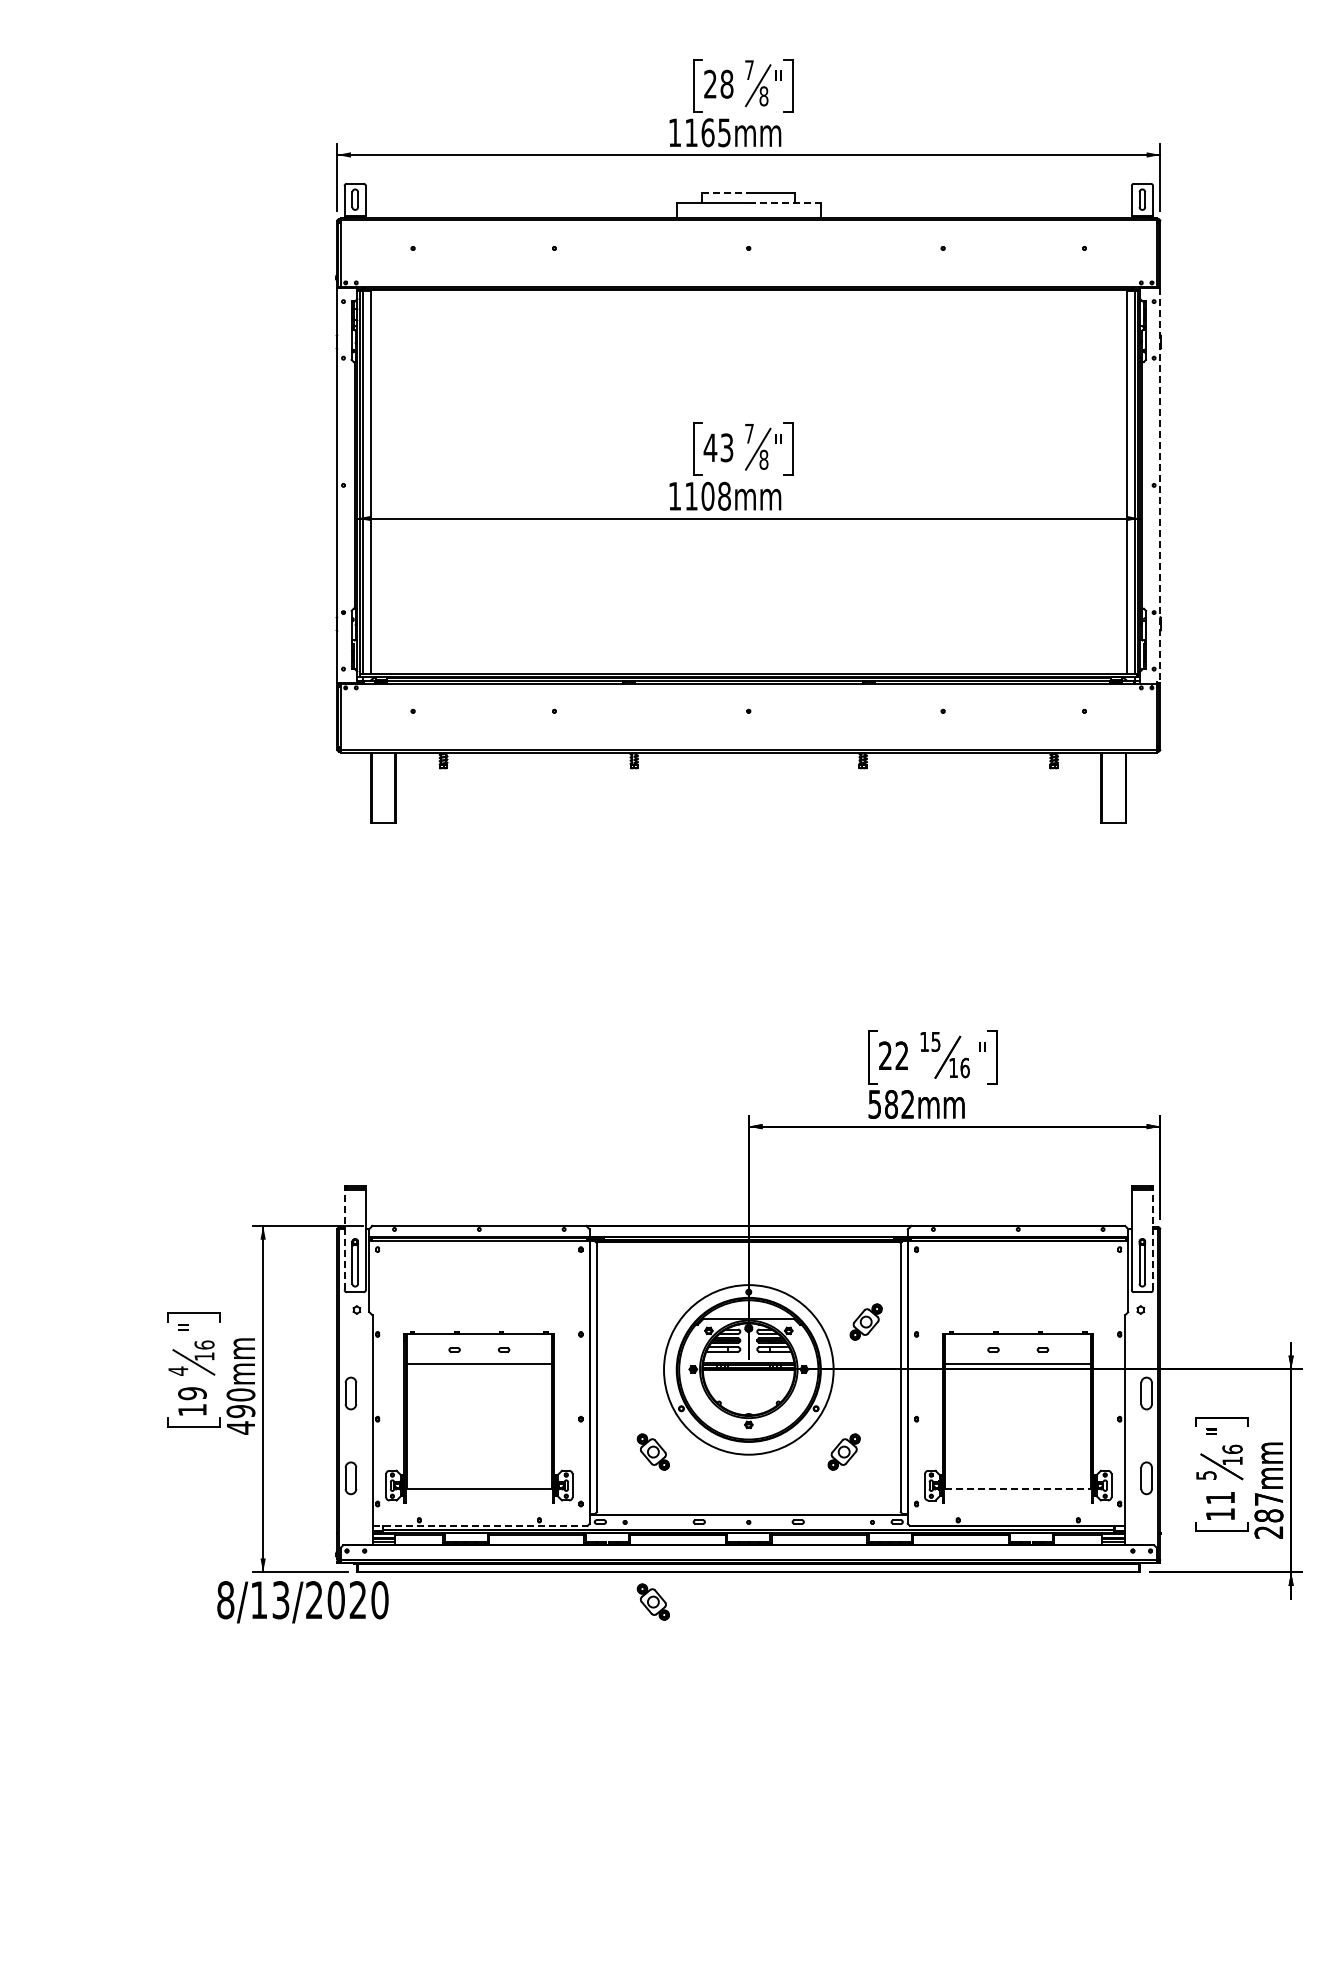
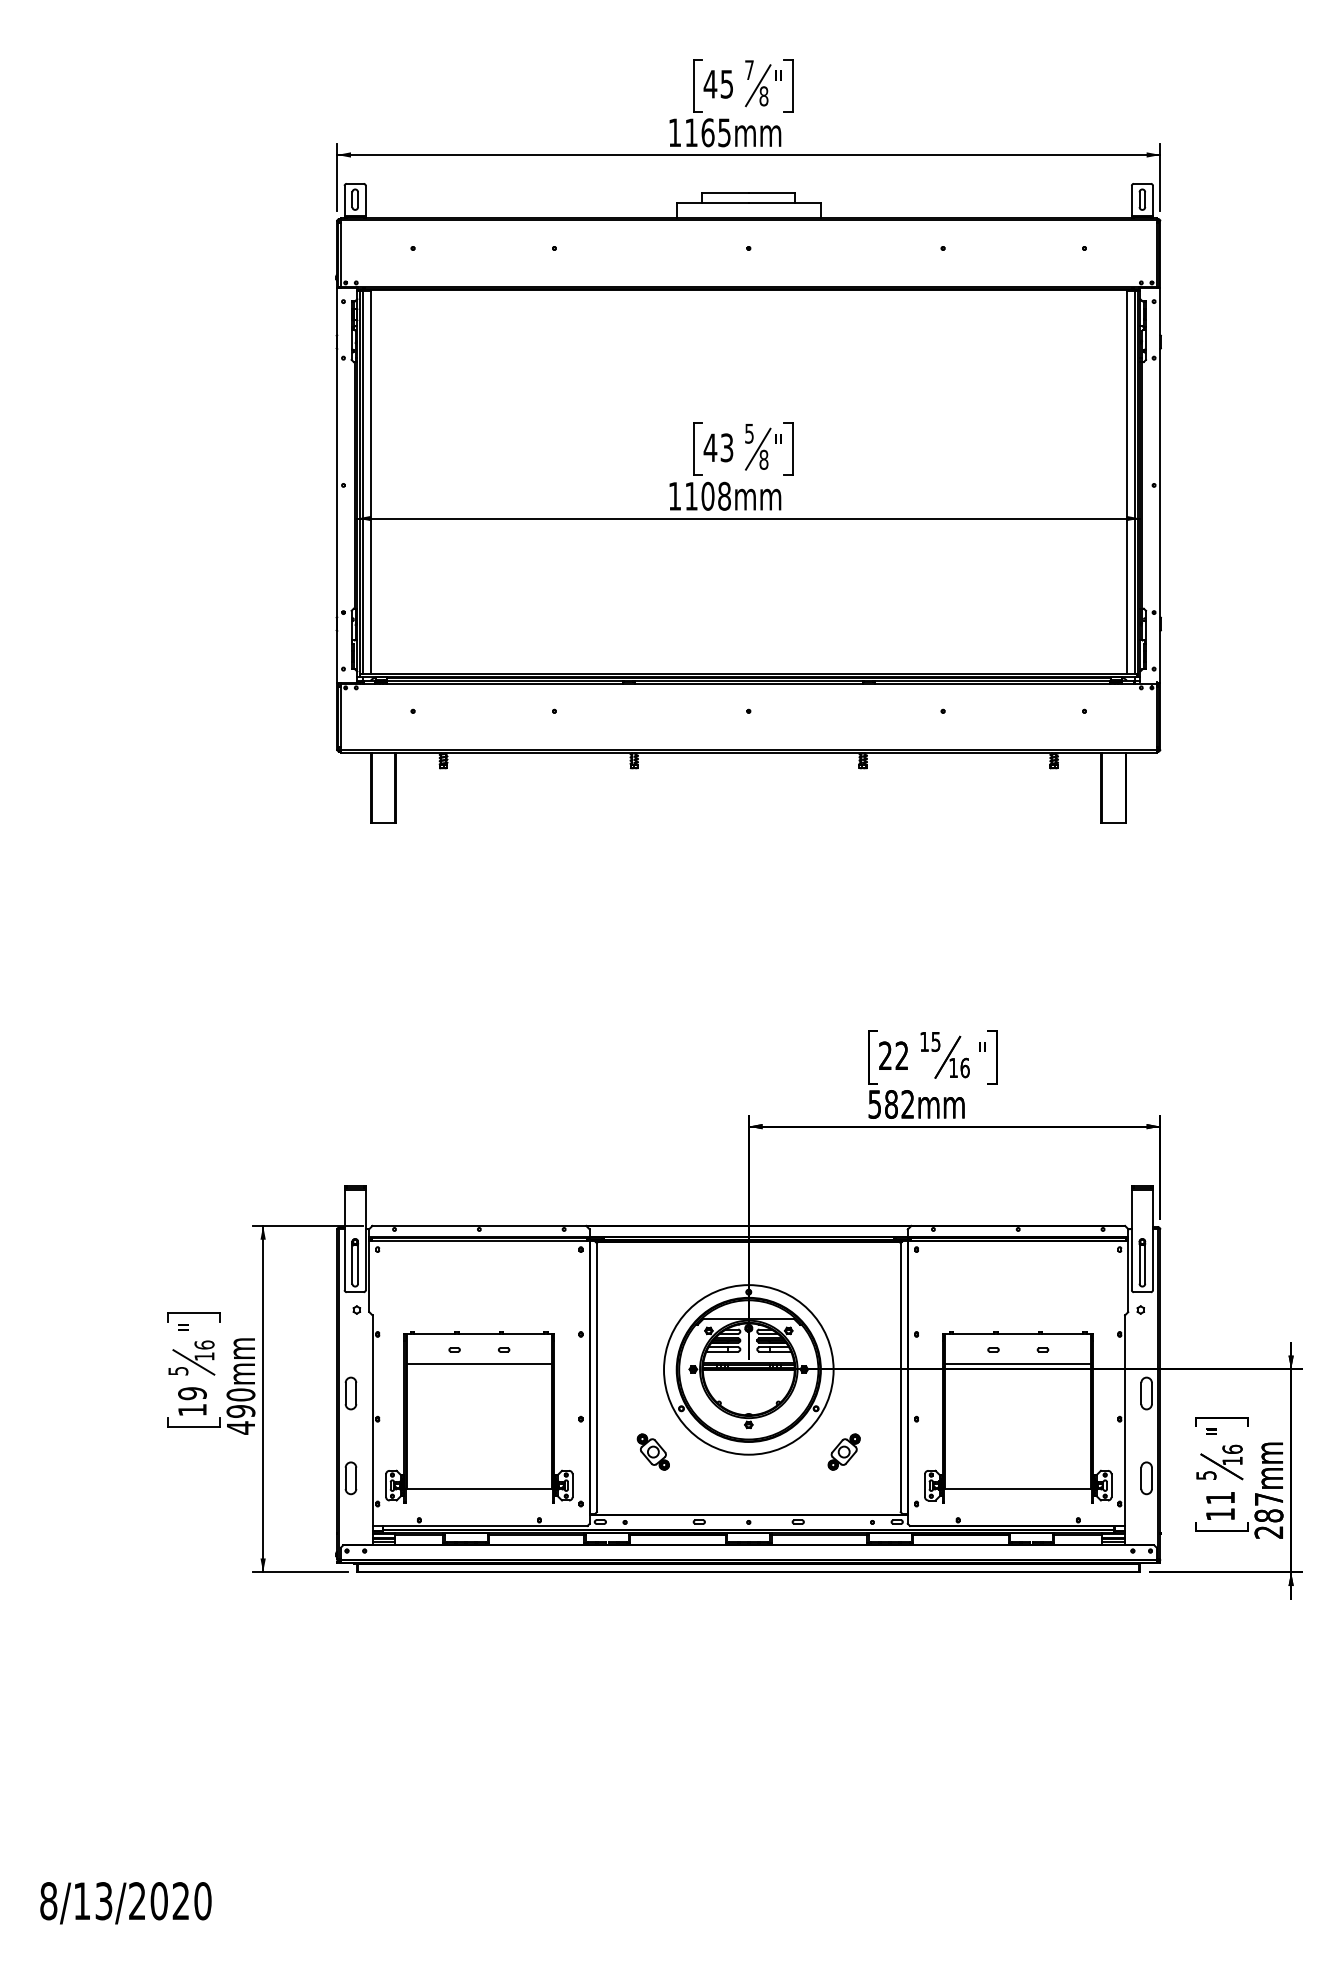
text: 28 -> 45 (718, 83)
line: dashed -> solid (725, 193)
line: dashed -> solid (785, 202)
text: 7 -> 5 (749, 433)
line: dashed -> solid (1160, 485)
line: dashed -> solid (344, 1239)
line: dashed -> solid (1153, 1239)
part: present -> none (865, 1321)
text: 4 -> 5 (178, 1370)
line: dashed -> solid (1018, 1489)
line: dashed -> solid (480, 1525)
part: present -> none (652, 1601)
text position: (302, 1602) -> (125, 1903) (125, 1903)
